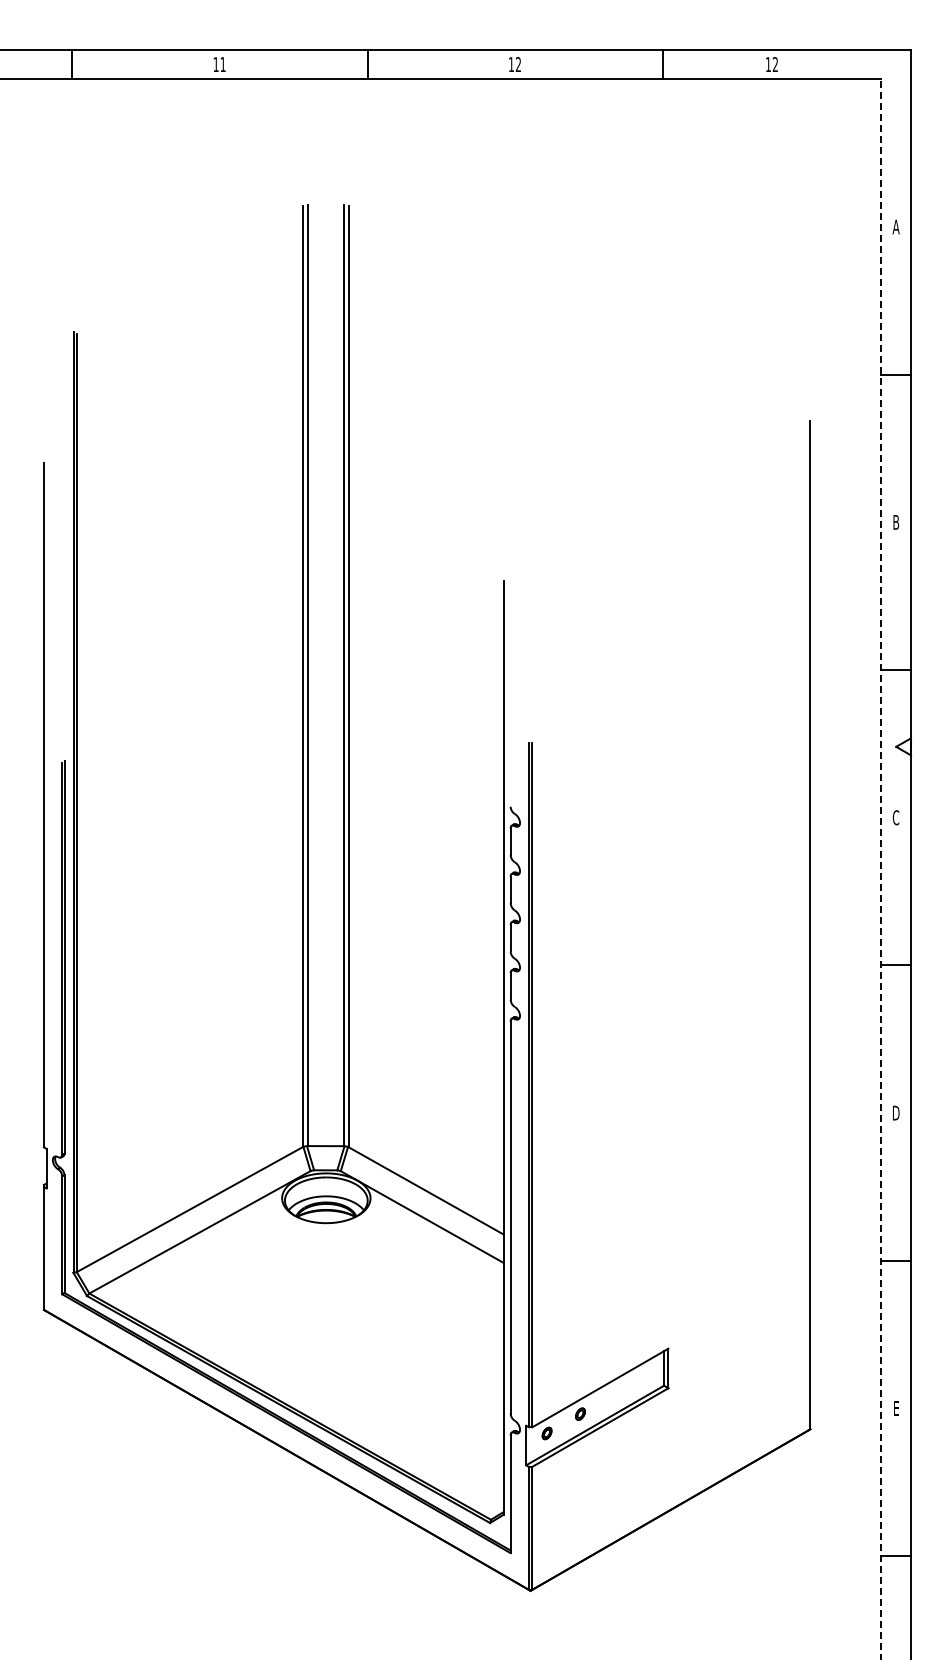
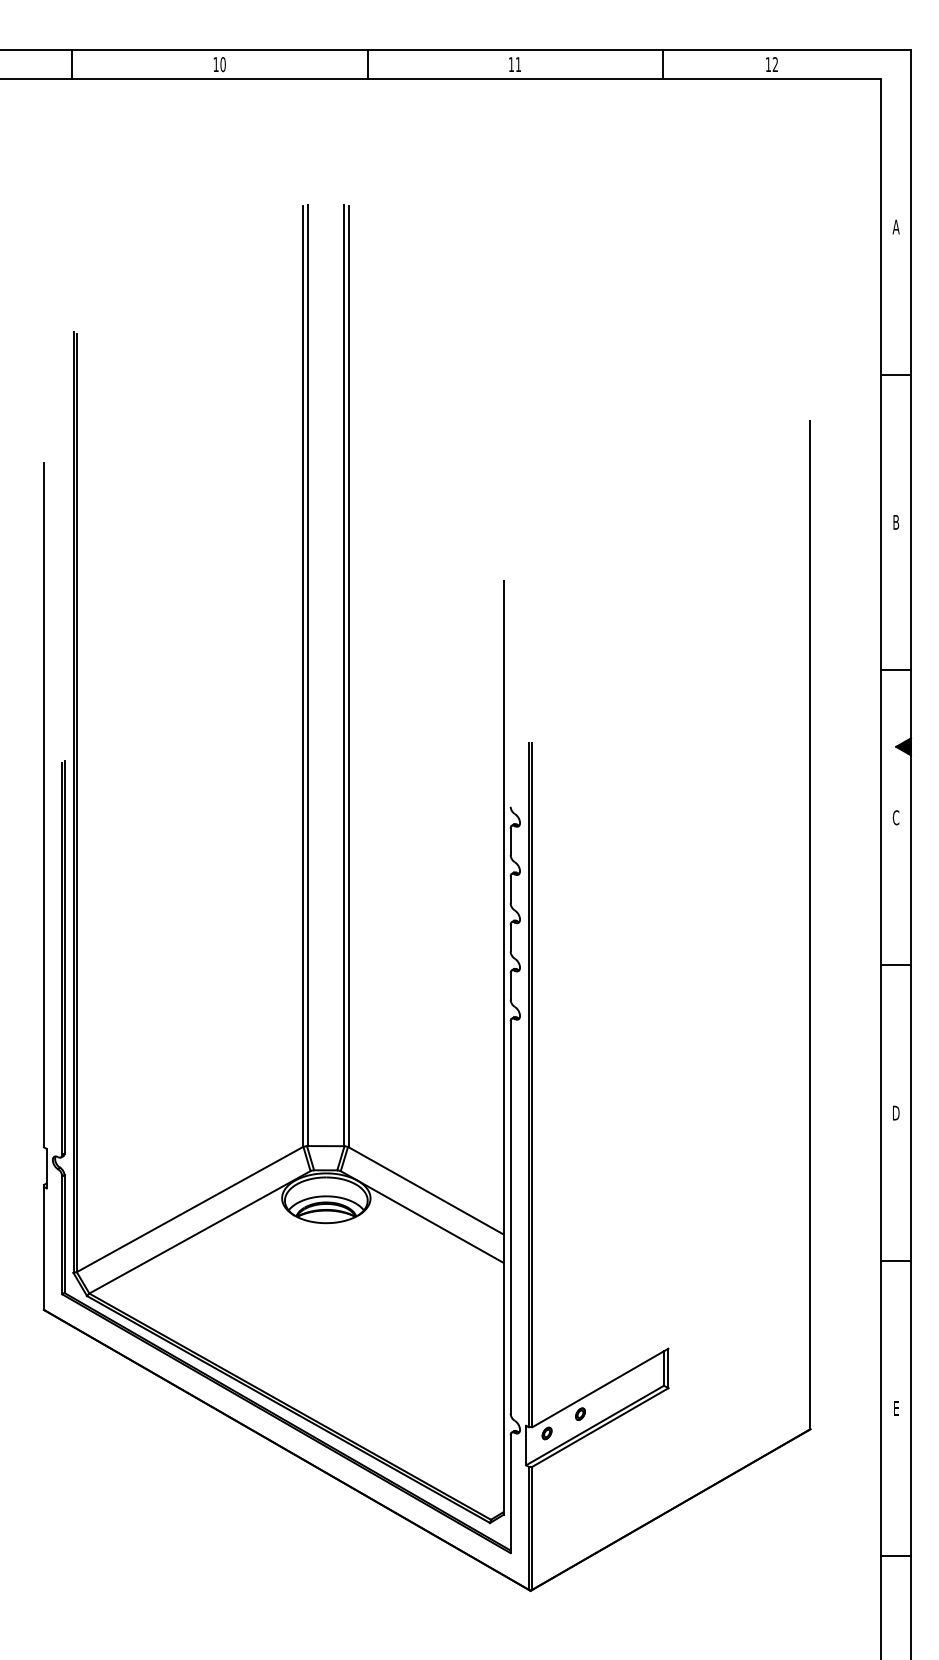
text: 11 -> 10 (222, 64)
text: 12 -> 11 (517, 64)
fill: none -> present (903, 746)
line: dashed -> solid (881, 869)
